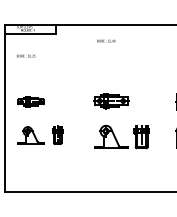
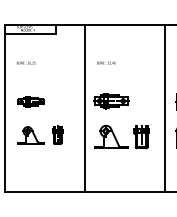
text position: (106, 40) -> (106, 62) (106, 62)
text position: (26, 55) -> (26, 62) (26, 62)
line: none -> present (84, 108)
line: none -> present (165, 108)
